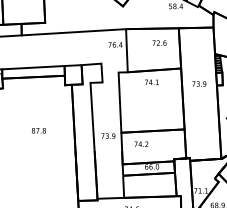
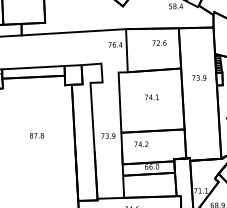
part position: (151, 82) -> (151, 97) (151, 97)
part position: (199, 83) -> (199, 77) (199, 77)
part position: (38, 130) -> (36, 135) (36, 135)
